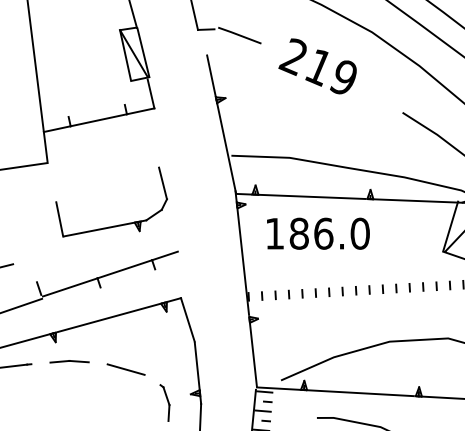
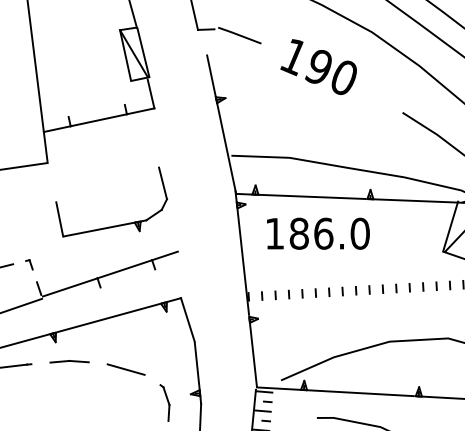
text: 219 -> 190 (317, 66)
part: none -> present (29, 264)
